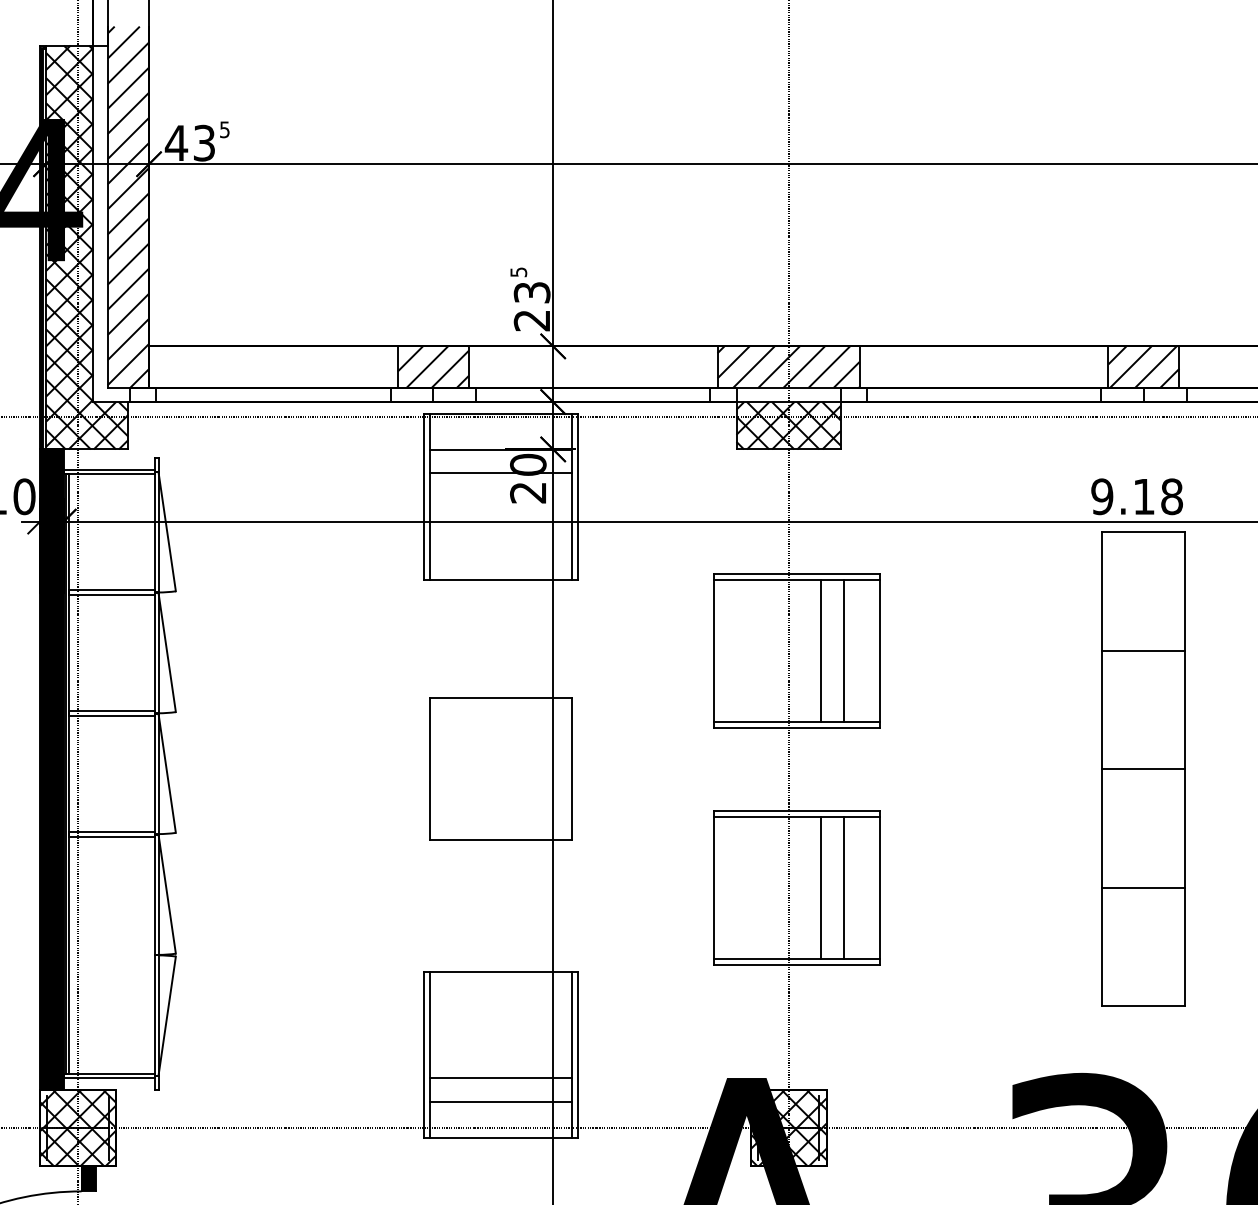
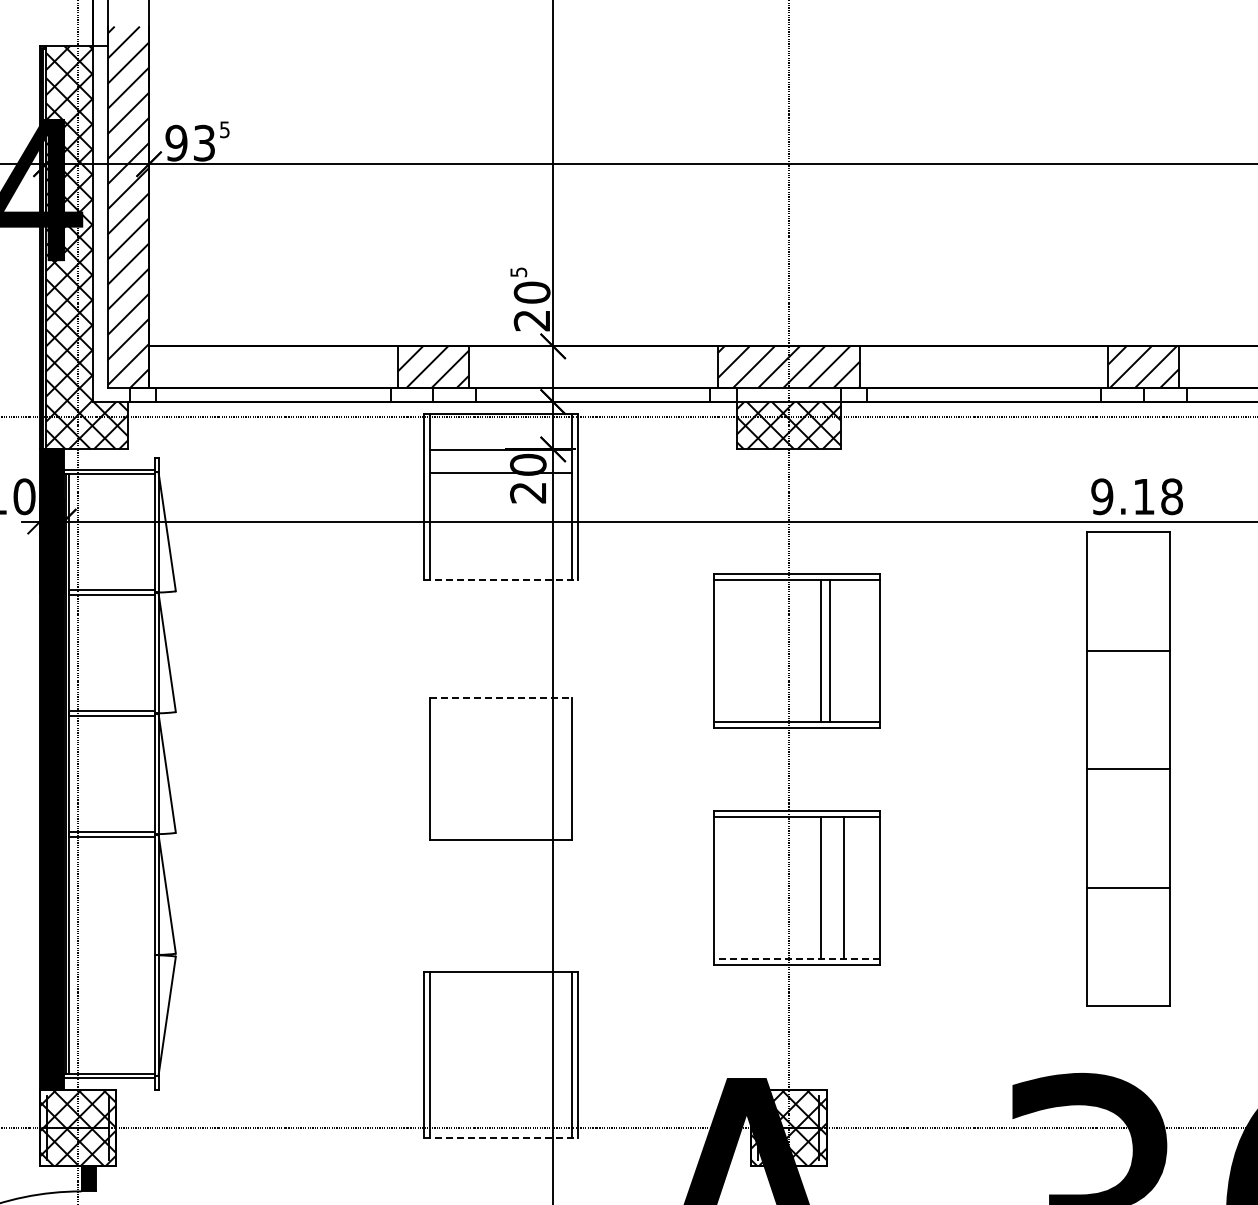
text: 43 -> 93 (176, 142)
text: 23 -> 20 (531, 292)
line: solid -> dashed (500, 579)
line position: (844, 650) -> (830, 650) (830, 650)
line: solid -> dashed (501, 698)
part position: (1143, 768) -> (1128, 768) (1128, 768)
line: solid -> dashed (796, 958)
line: present -> none (500, 1078)
line: present -> none (500, 1101)
line: solid -> dashed (500, 1137)
